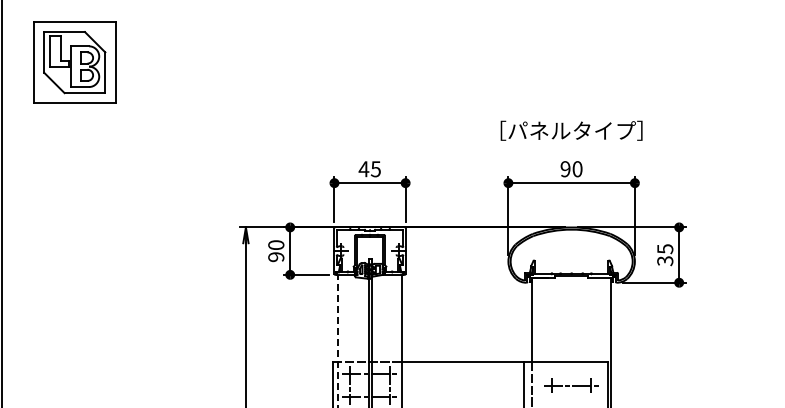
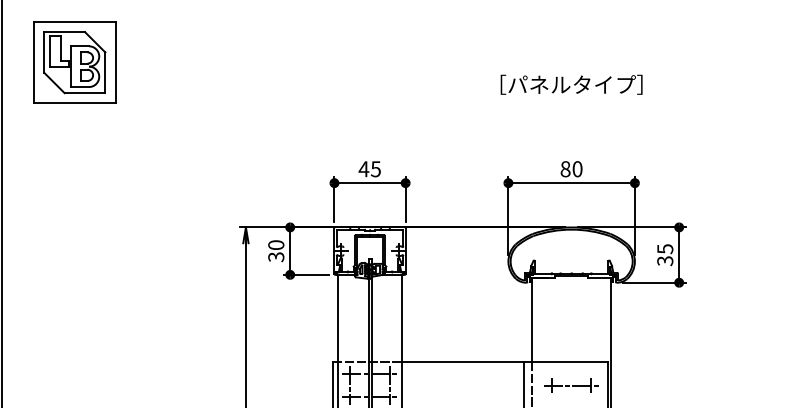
text position: (571, 130) -> (571, 84) (571, 84)
text: 90 -> 80 (565, 169)
text: 90 -> 30 (276, 257)
line: dashed -> solid (338, 340)
